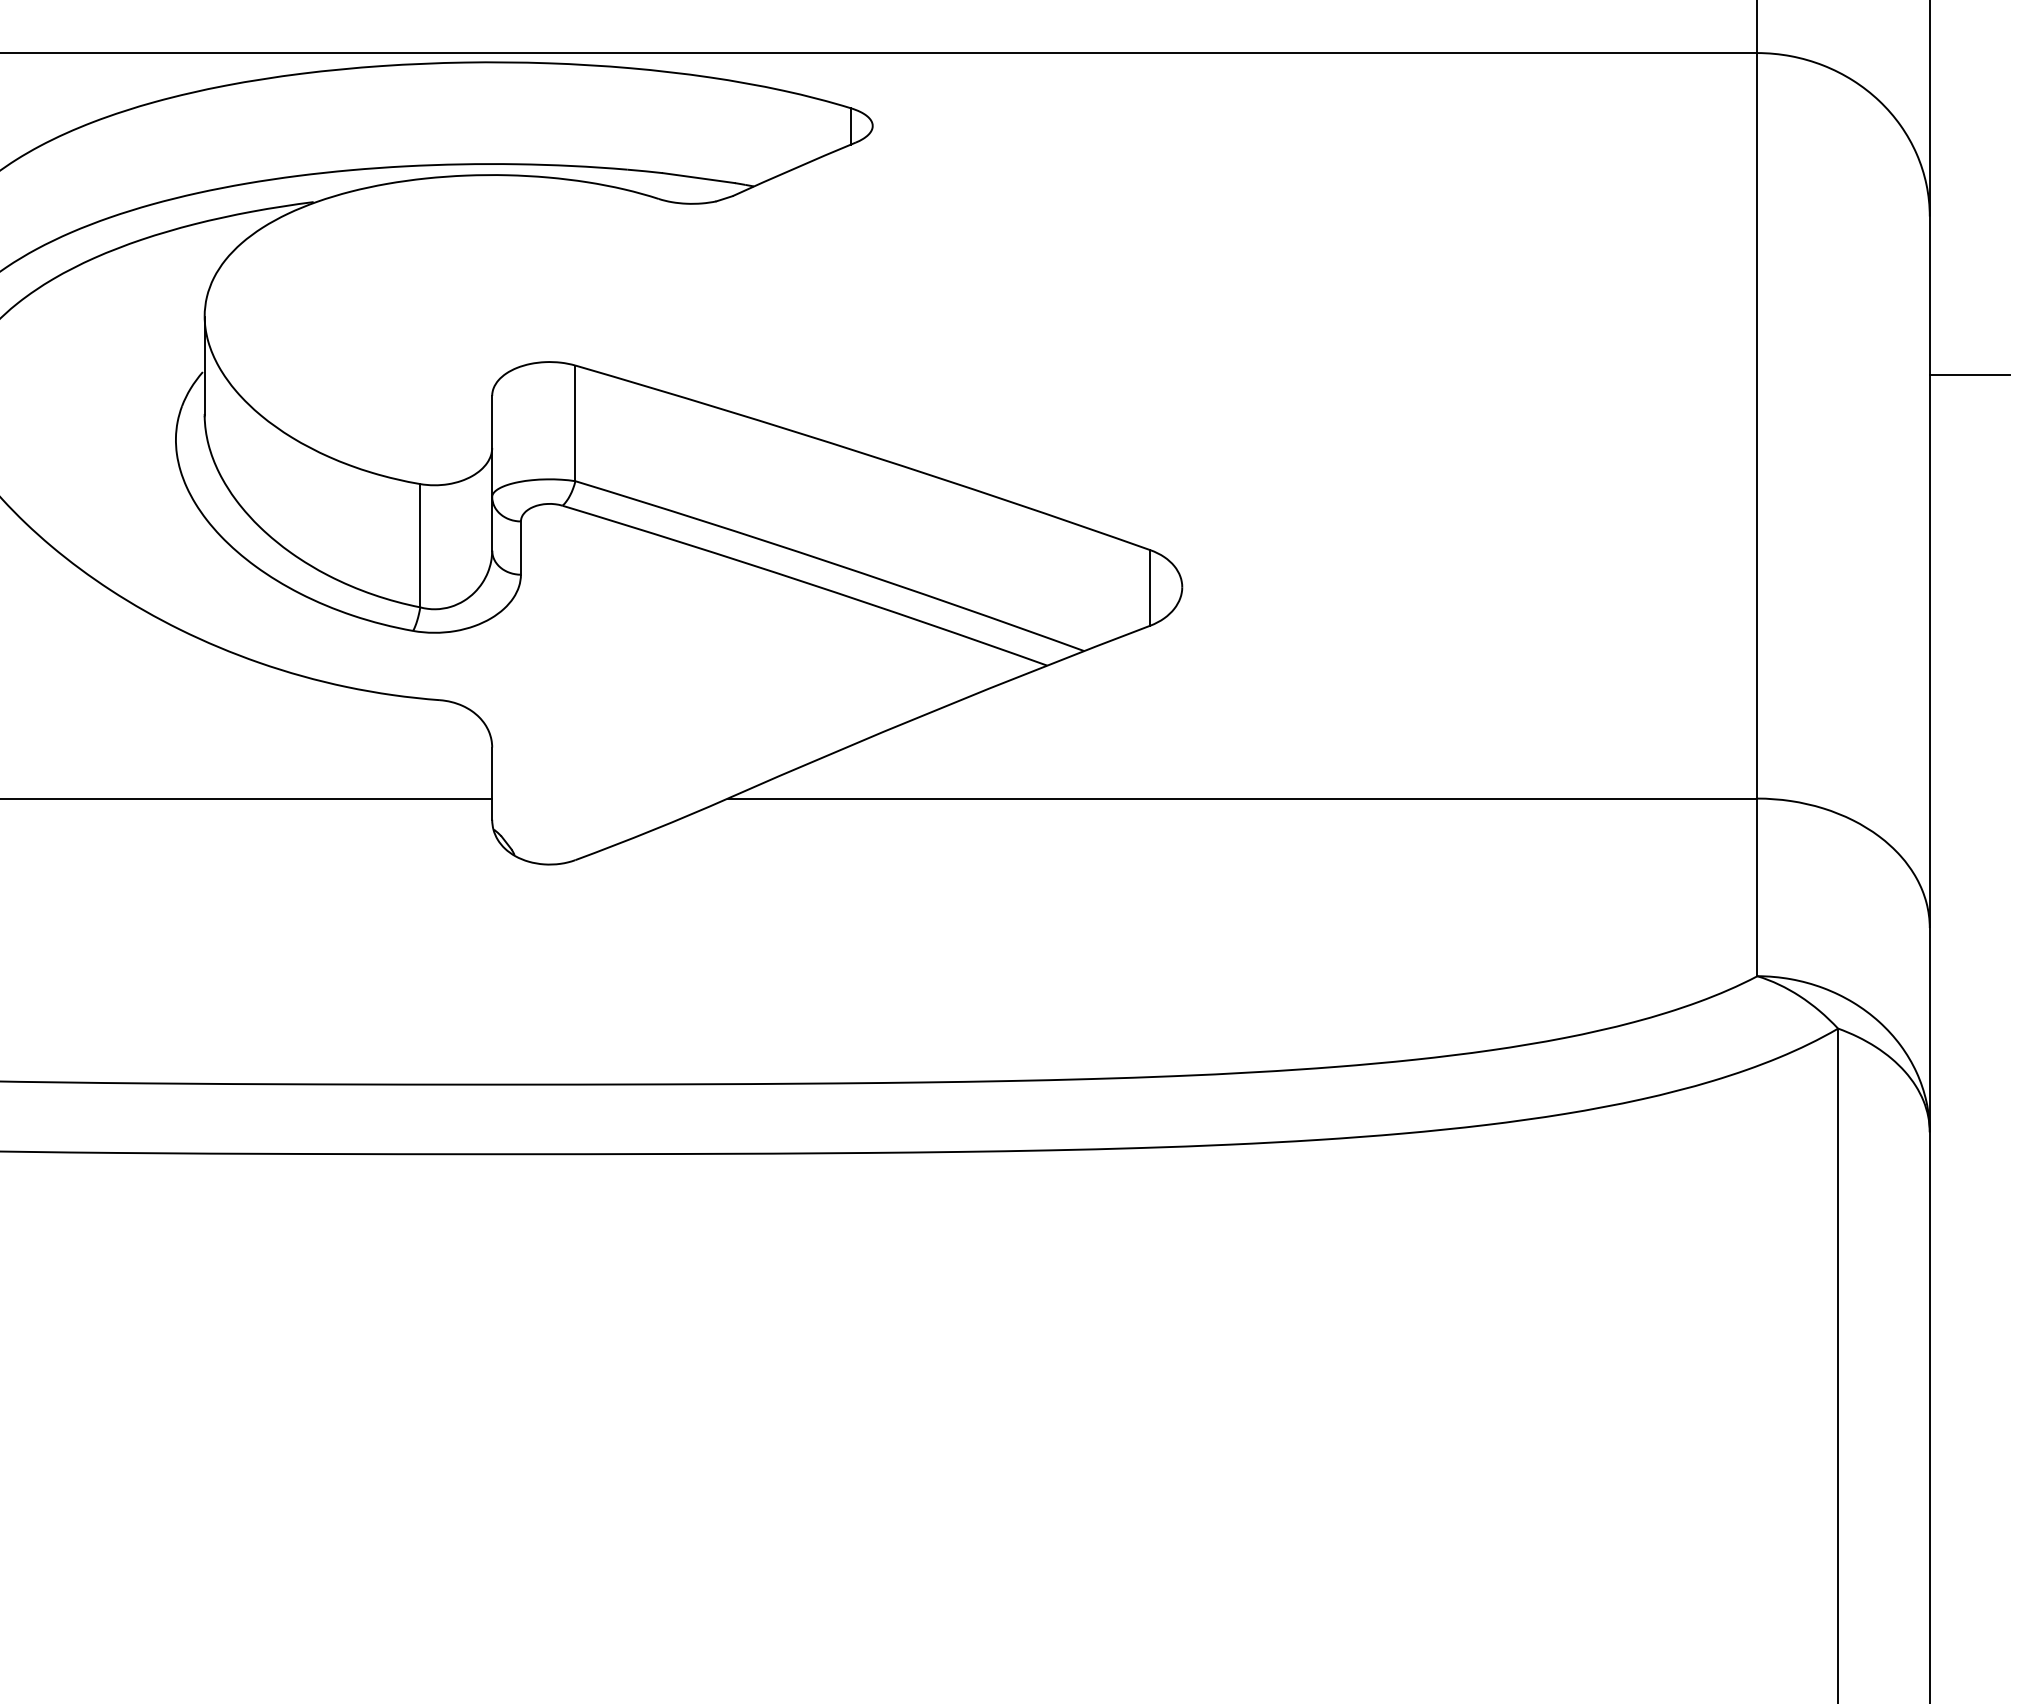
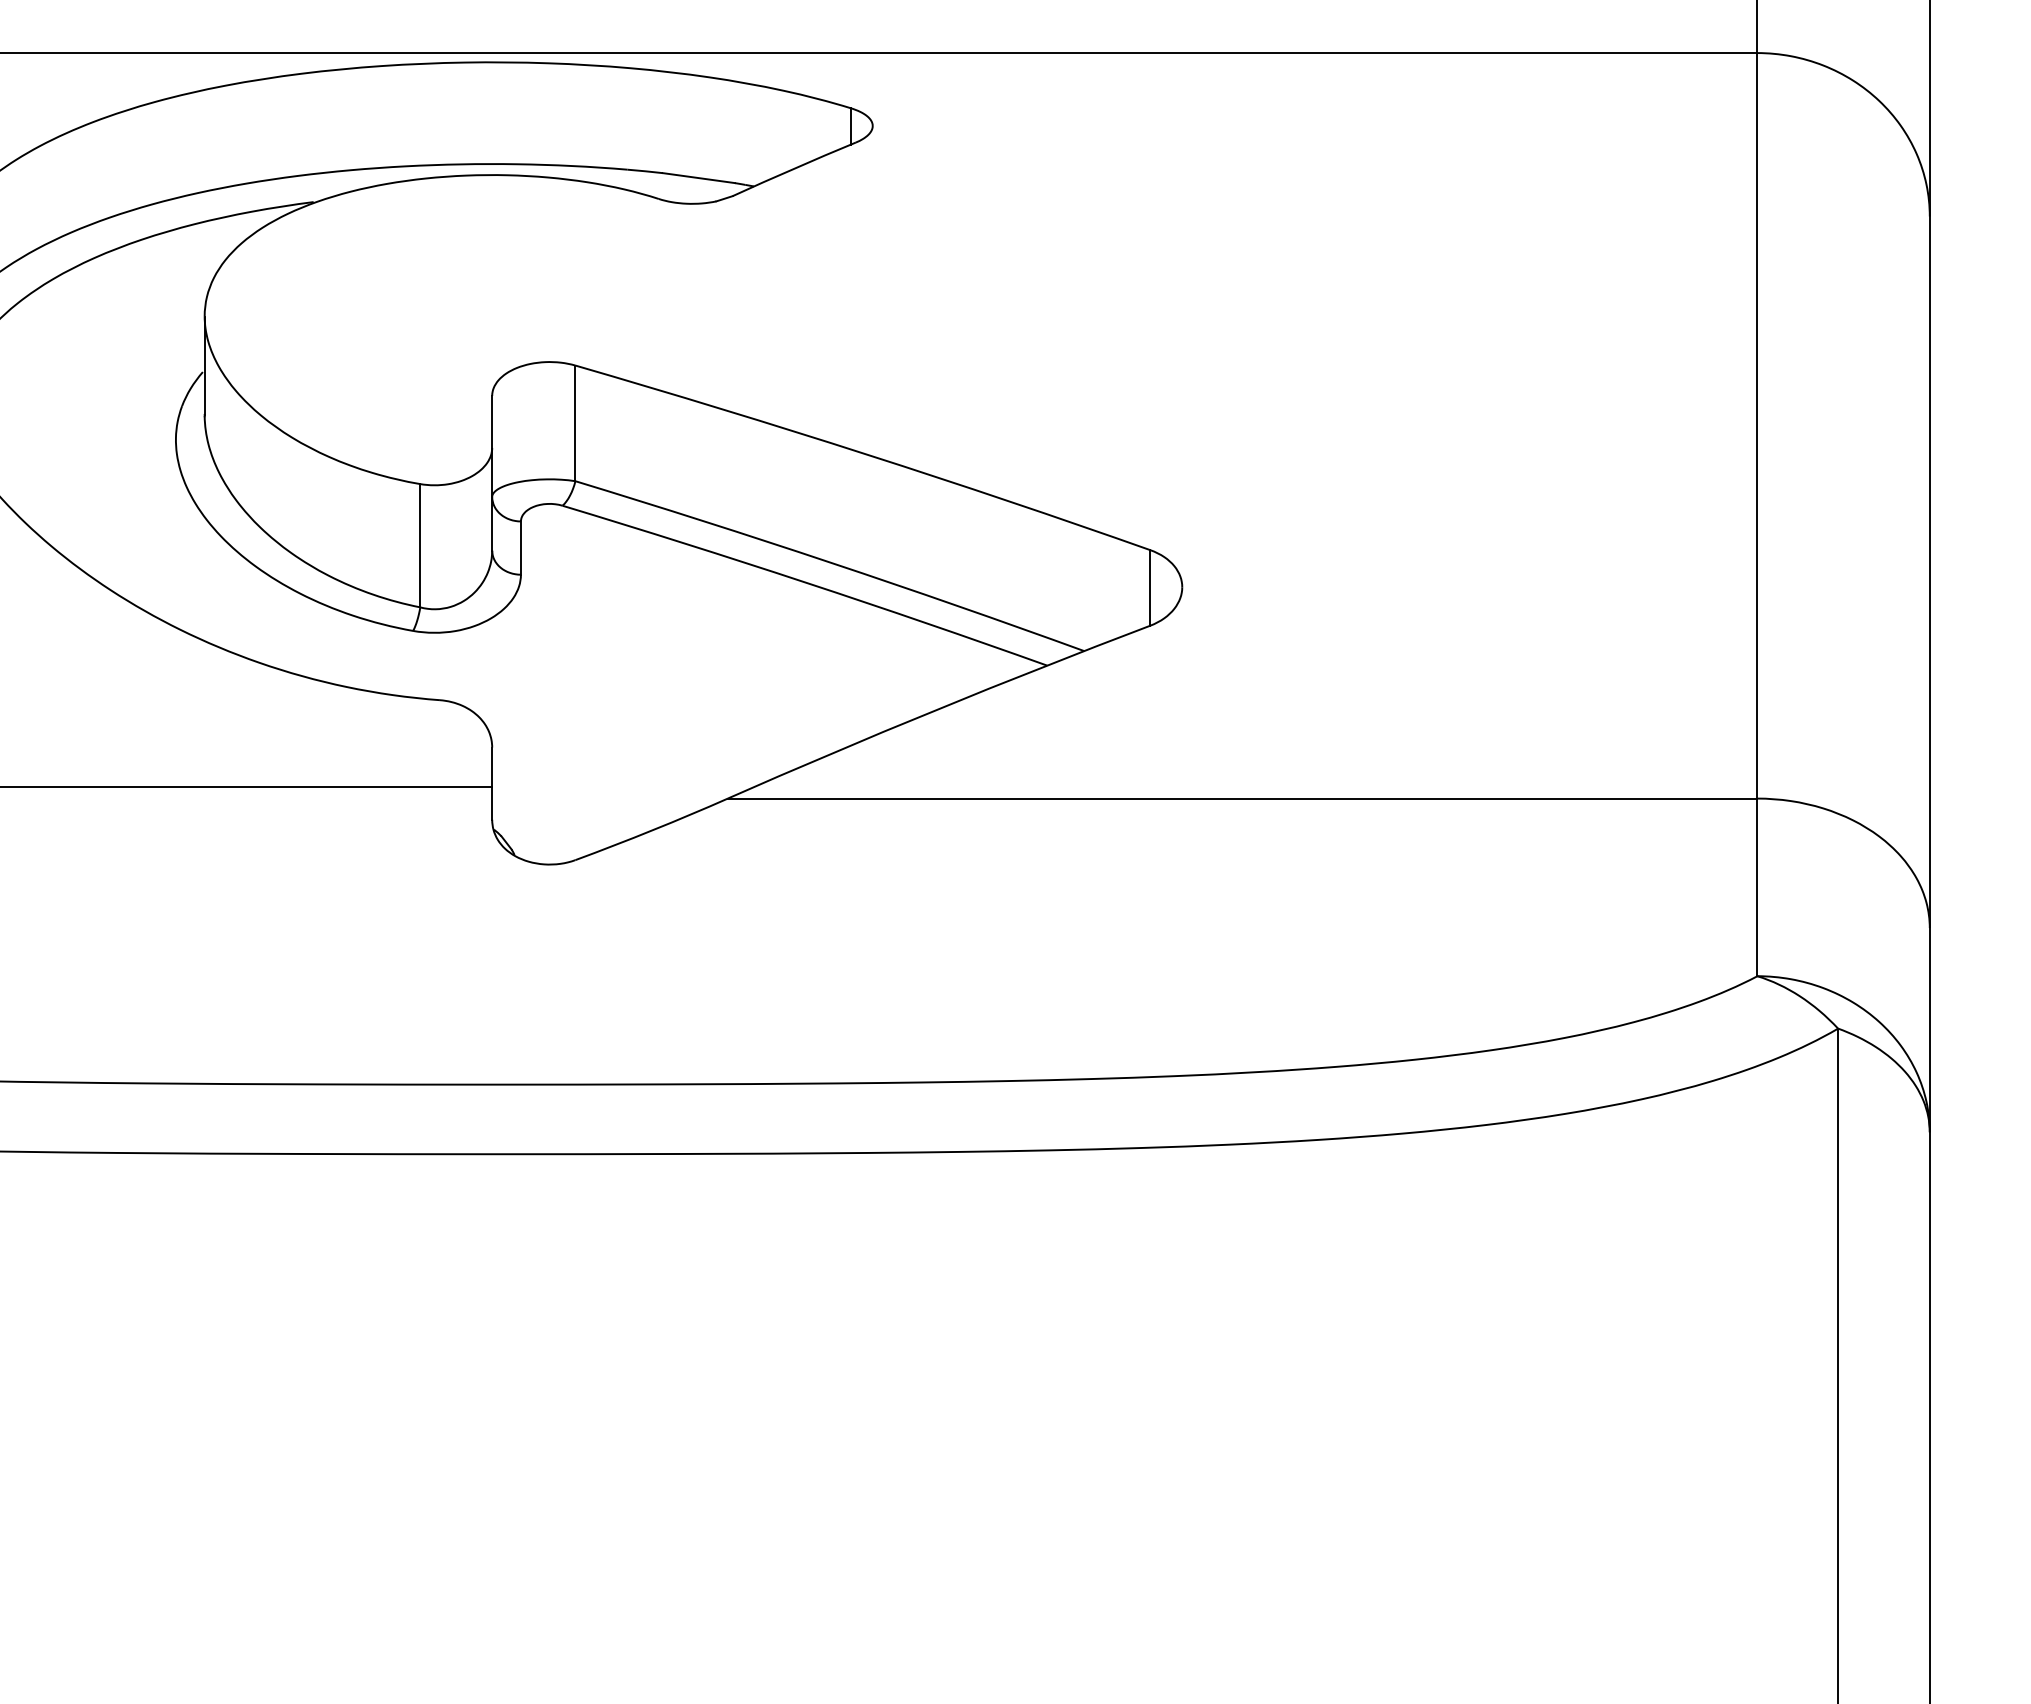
line: present -> none (1969, 375)
line position: (247, 798) -> (247, 786) (247, 786)
